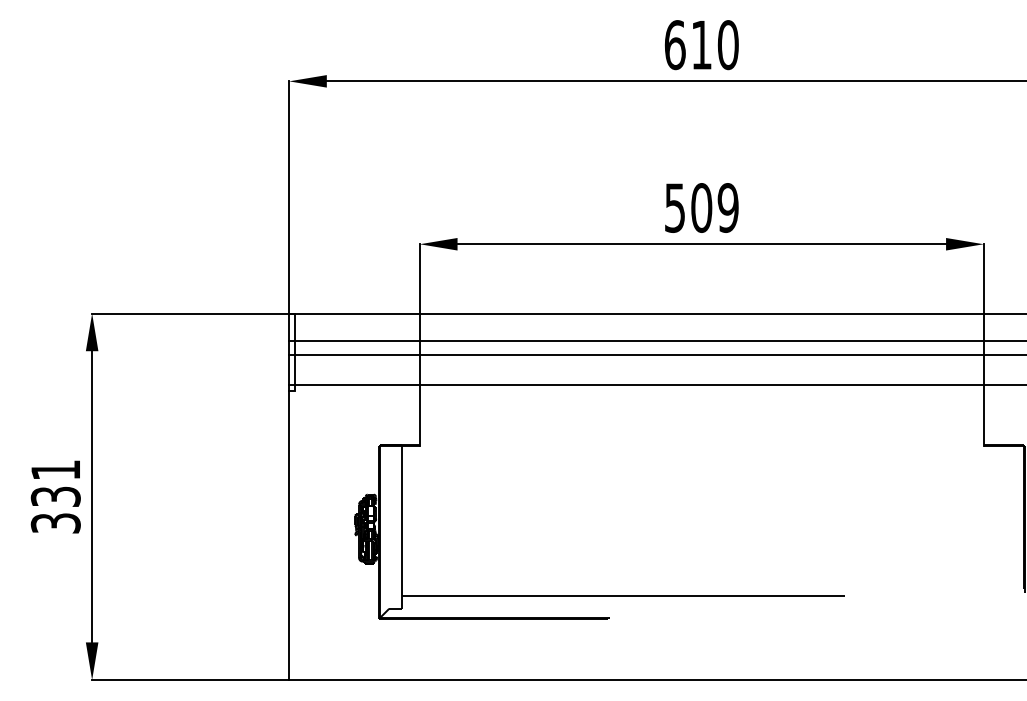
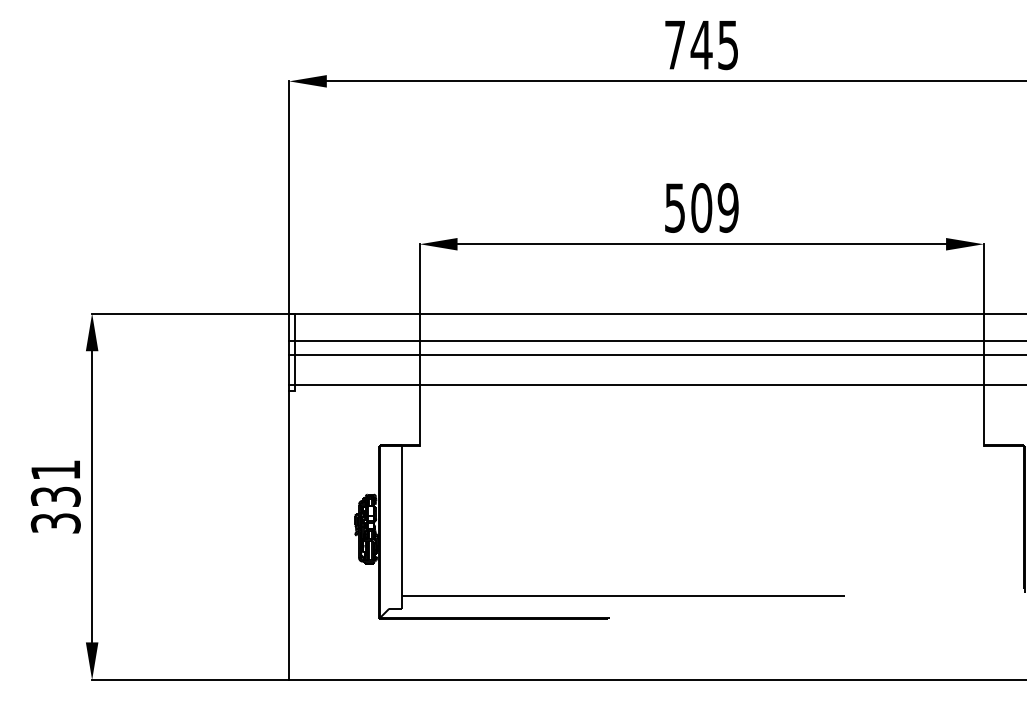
text: 610 -> 745 (701, 45)
